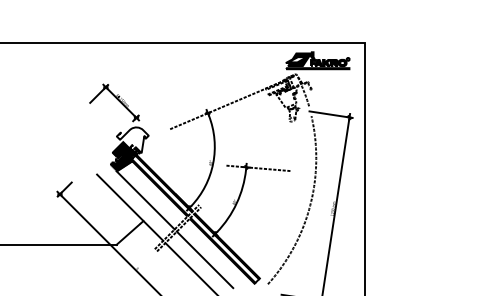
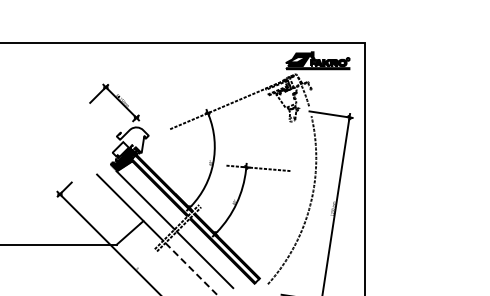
hatch: present -> none (120, 149)
line: solid -> dashed (192, 269)
